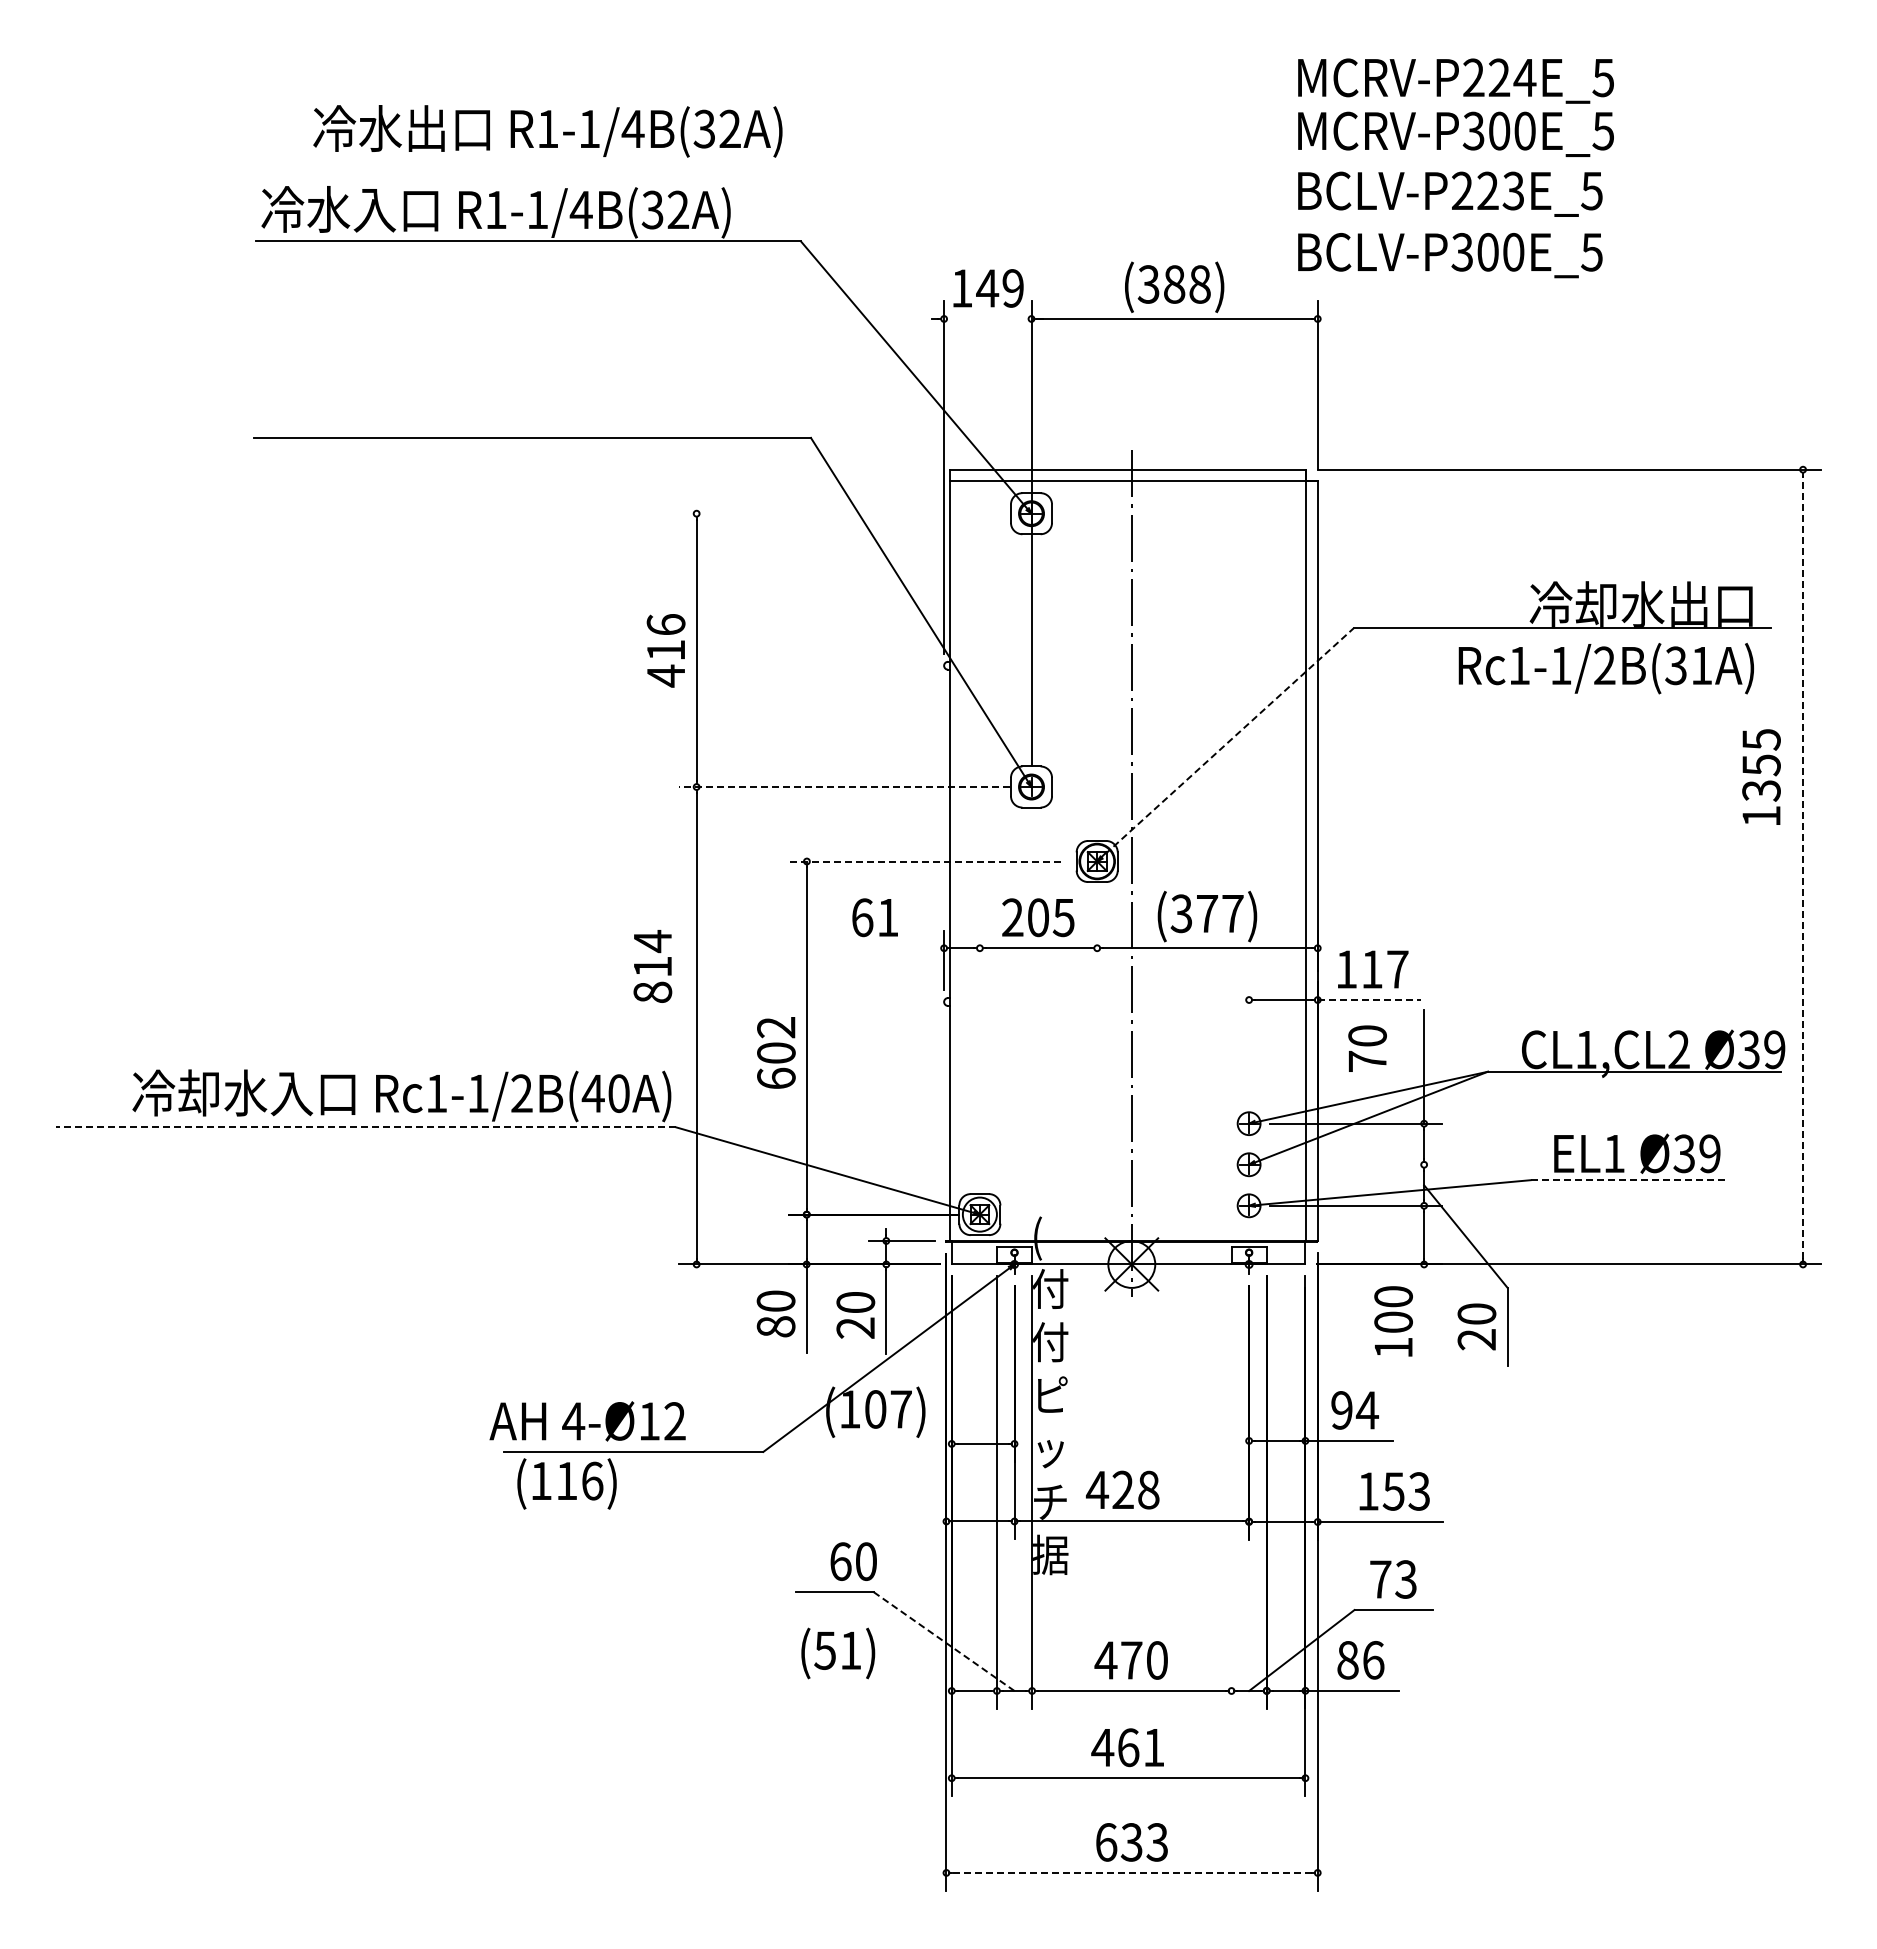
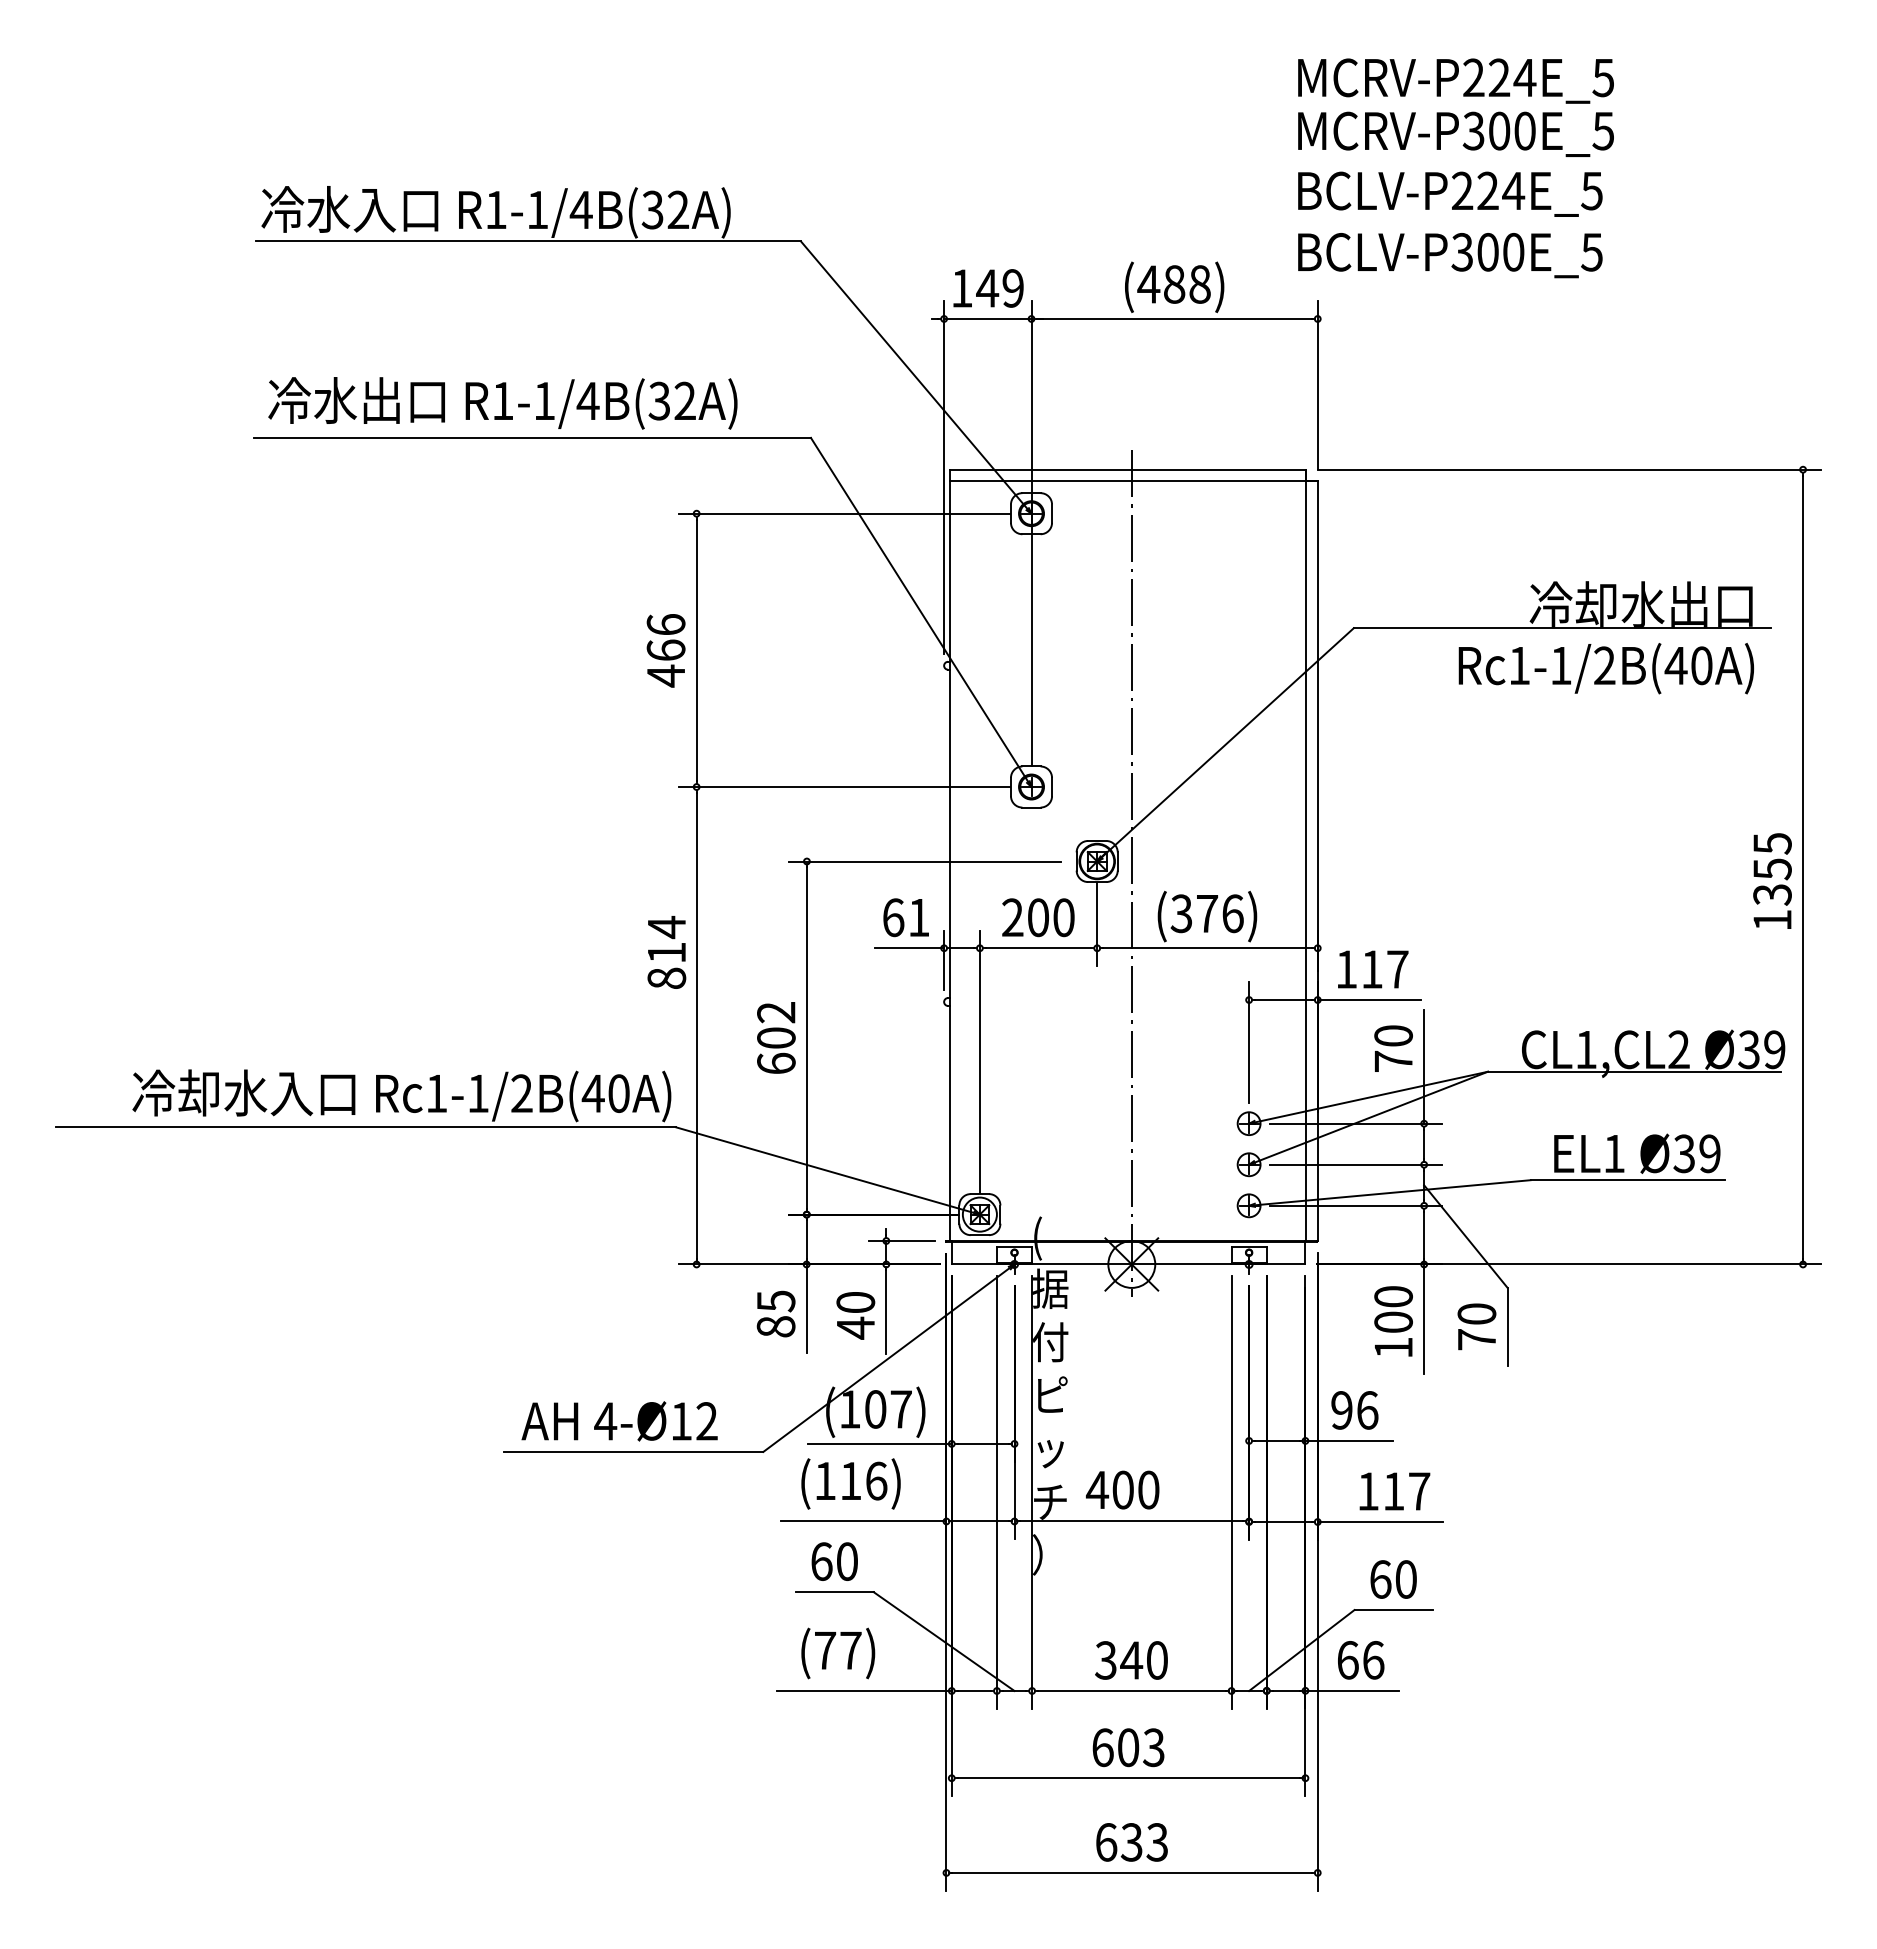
text position: (547, 131) -> (502, 403) (502, 403)
text: BCLV-P223E_5 -> BCLV-P224E_5 (1513, 190)
text: (388) -> (488) (1148, 284)
line: none -> present (987, 318)
line: none -> present (844, 513)
text: 416 -> 466 (665, 649)
text: Rc1-1/2B(31A) -> Rc1-1/2B(40A) (1688, 665)
line: dashed -> solid (1225, 744)
text position: (1761, 776) -> (1772, 880) (1772, 880)
line: dashed -> solid (844, 787)
line: dashed -> solid (924, 861)
line: dashed -> solid (1803, 867)
text: (377) -> (376) (1232, 913)
text position: (874, 917) -> (905, 917) (905, 917)
text: 205 -> 200 (1063, 917)
line: none -> present (1097, 923)
line: none -> present (909, 948)
text position: (652, 966) -> (666, 952) (666, 952)
line: dashed -> solid (1369, 1000)
line: none -> present (1249, 1042)
text position: (1367, 1048) -> (1393, 1048) (1393, 1048)
text position: (776, 1052) -> (776, 1037) (776, 1037)
line: none -> present (979, 1061)
line: dashed -> solid (366, 1127)
line: none -> present (1355, 1164)
line: dashed -> solid (1627, 1180)
text: 付 -> 据 (1050, 1288)
text: 80 -> 85 (775, 1301)
line: none -> present (1424, 1319)
text: 20 -> 40 (855, 1327)
text: 20 -> 70 (1476, 1339)
text: 94 -> 96 (1366, 1410)
text position: (587, 1421) -> (619, 1421) (619, 1421)
line: none -> present (879, 1443)
text position: (566, 1483) -> (850, 1483) (850, 1483)
text: 428 -> 400 (1135, 1489)
text: 153 -> 117 (1406, 1491)
line: none -> present (1231, 1492)
line: none -> present (863, 1521)
text: 据 -> ） (1050, 1554)
text position: (853, 1561) -> (834, 1561) (834, 1561)
text: 73 -> 60 (1393, 1579)
line: dashed -> solid (944, 1641)
text: (51) -> (77) (837, 1650)
text: 470 -> 340 (1118, 1660)
text: 86 -> 66 (1347, 1660)
line: none -> present (864, 1690)
text: 461 -> 603 (1127, 1747)
line: dashed -> solid (1132, 1872)
